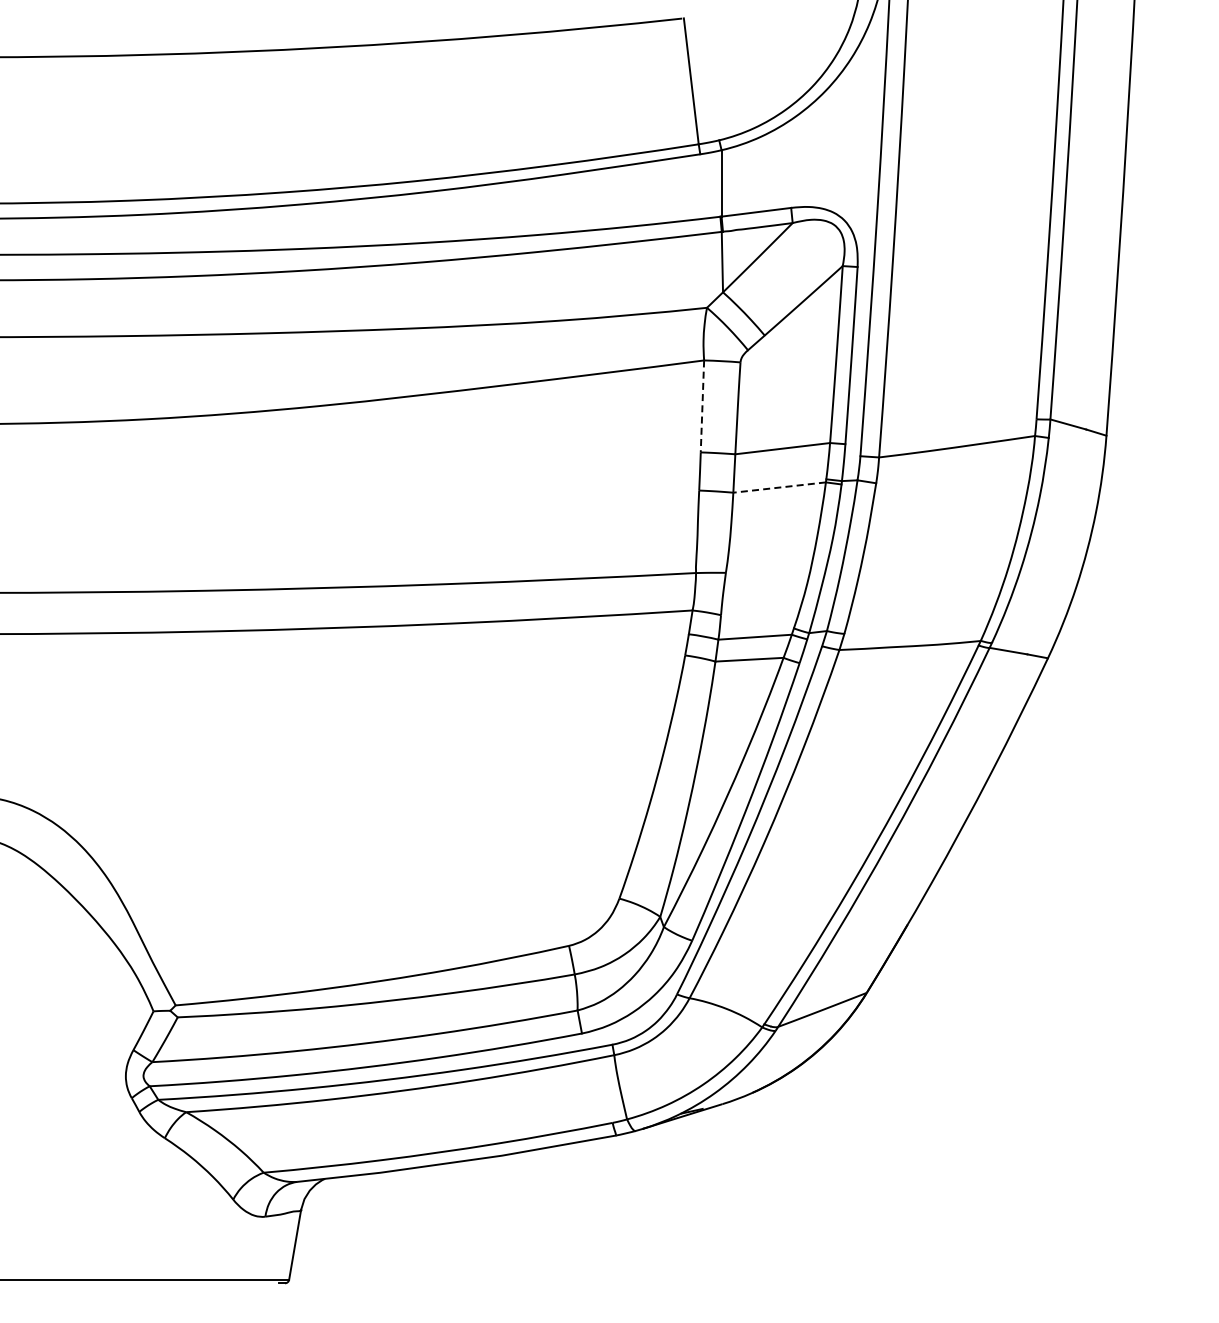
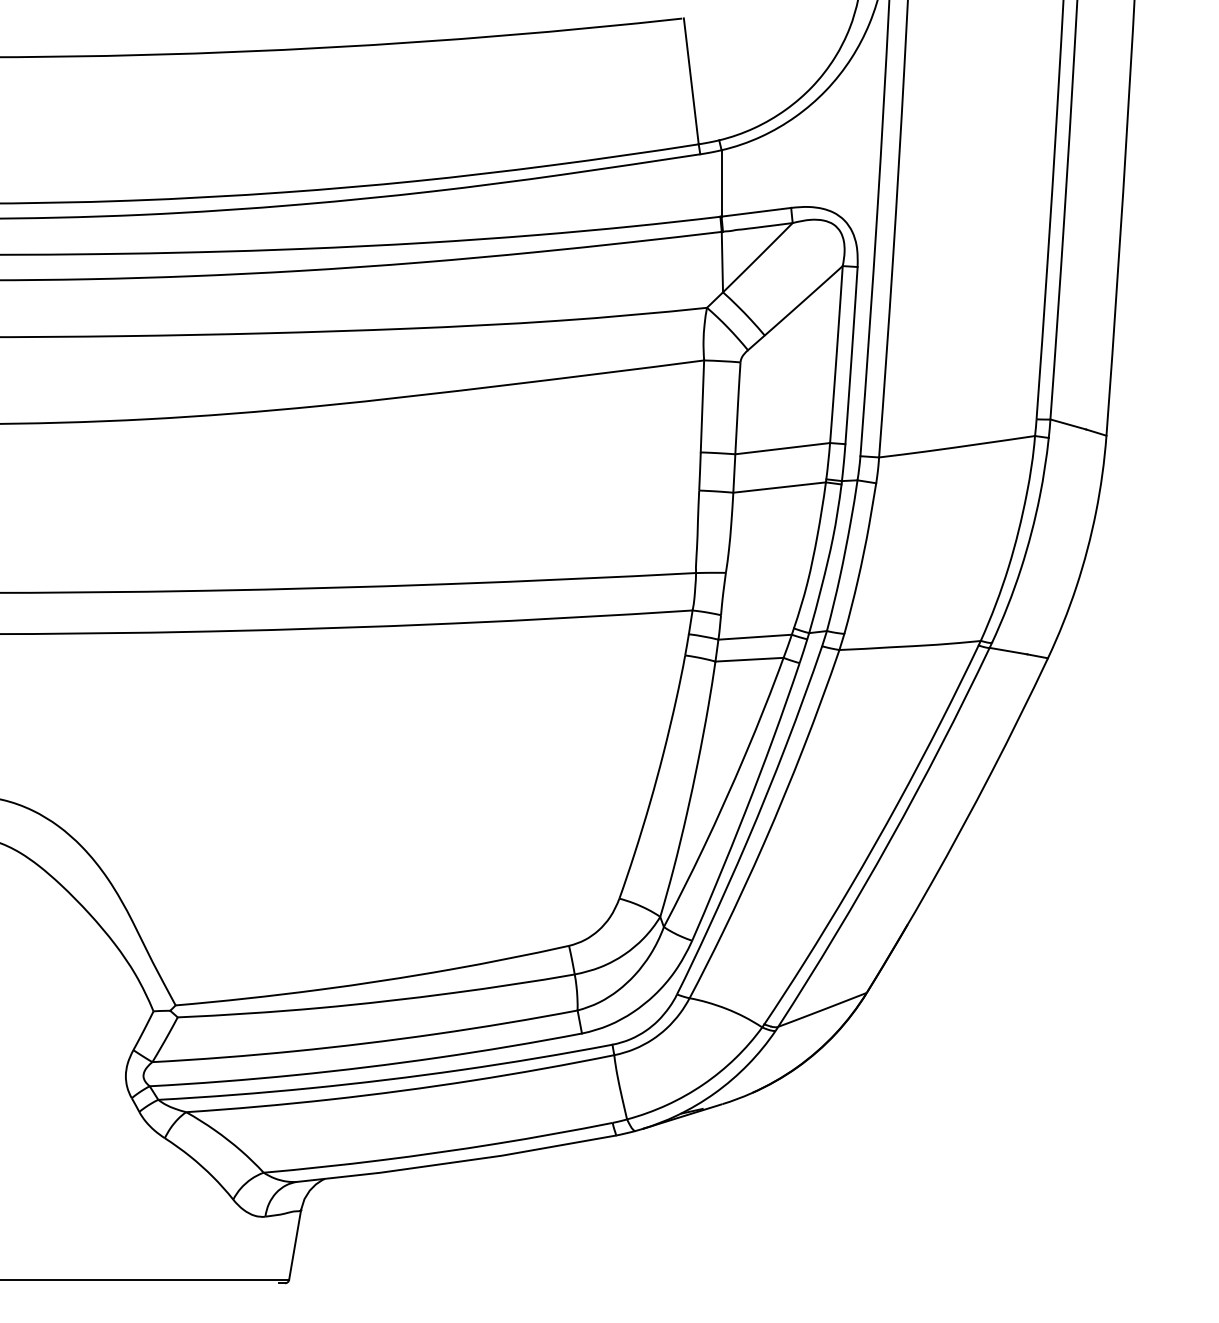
line: dashed -> solid (702, 406)
line: dashed -> solid (779, 487)
